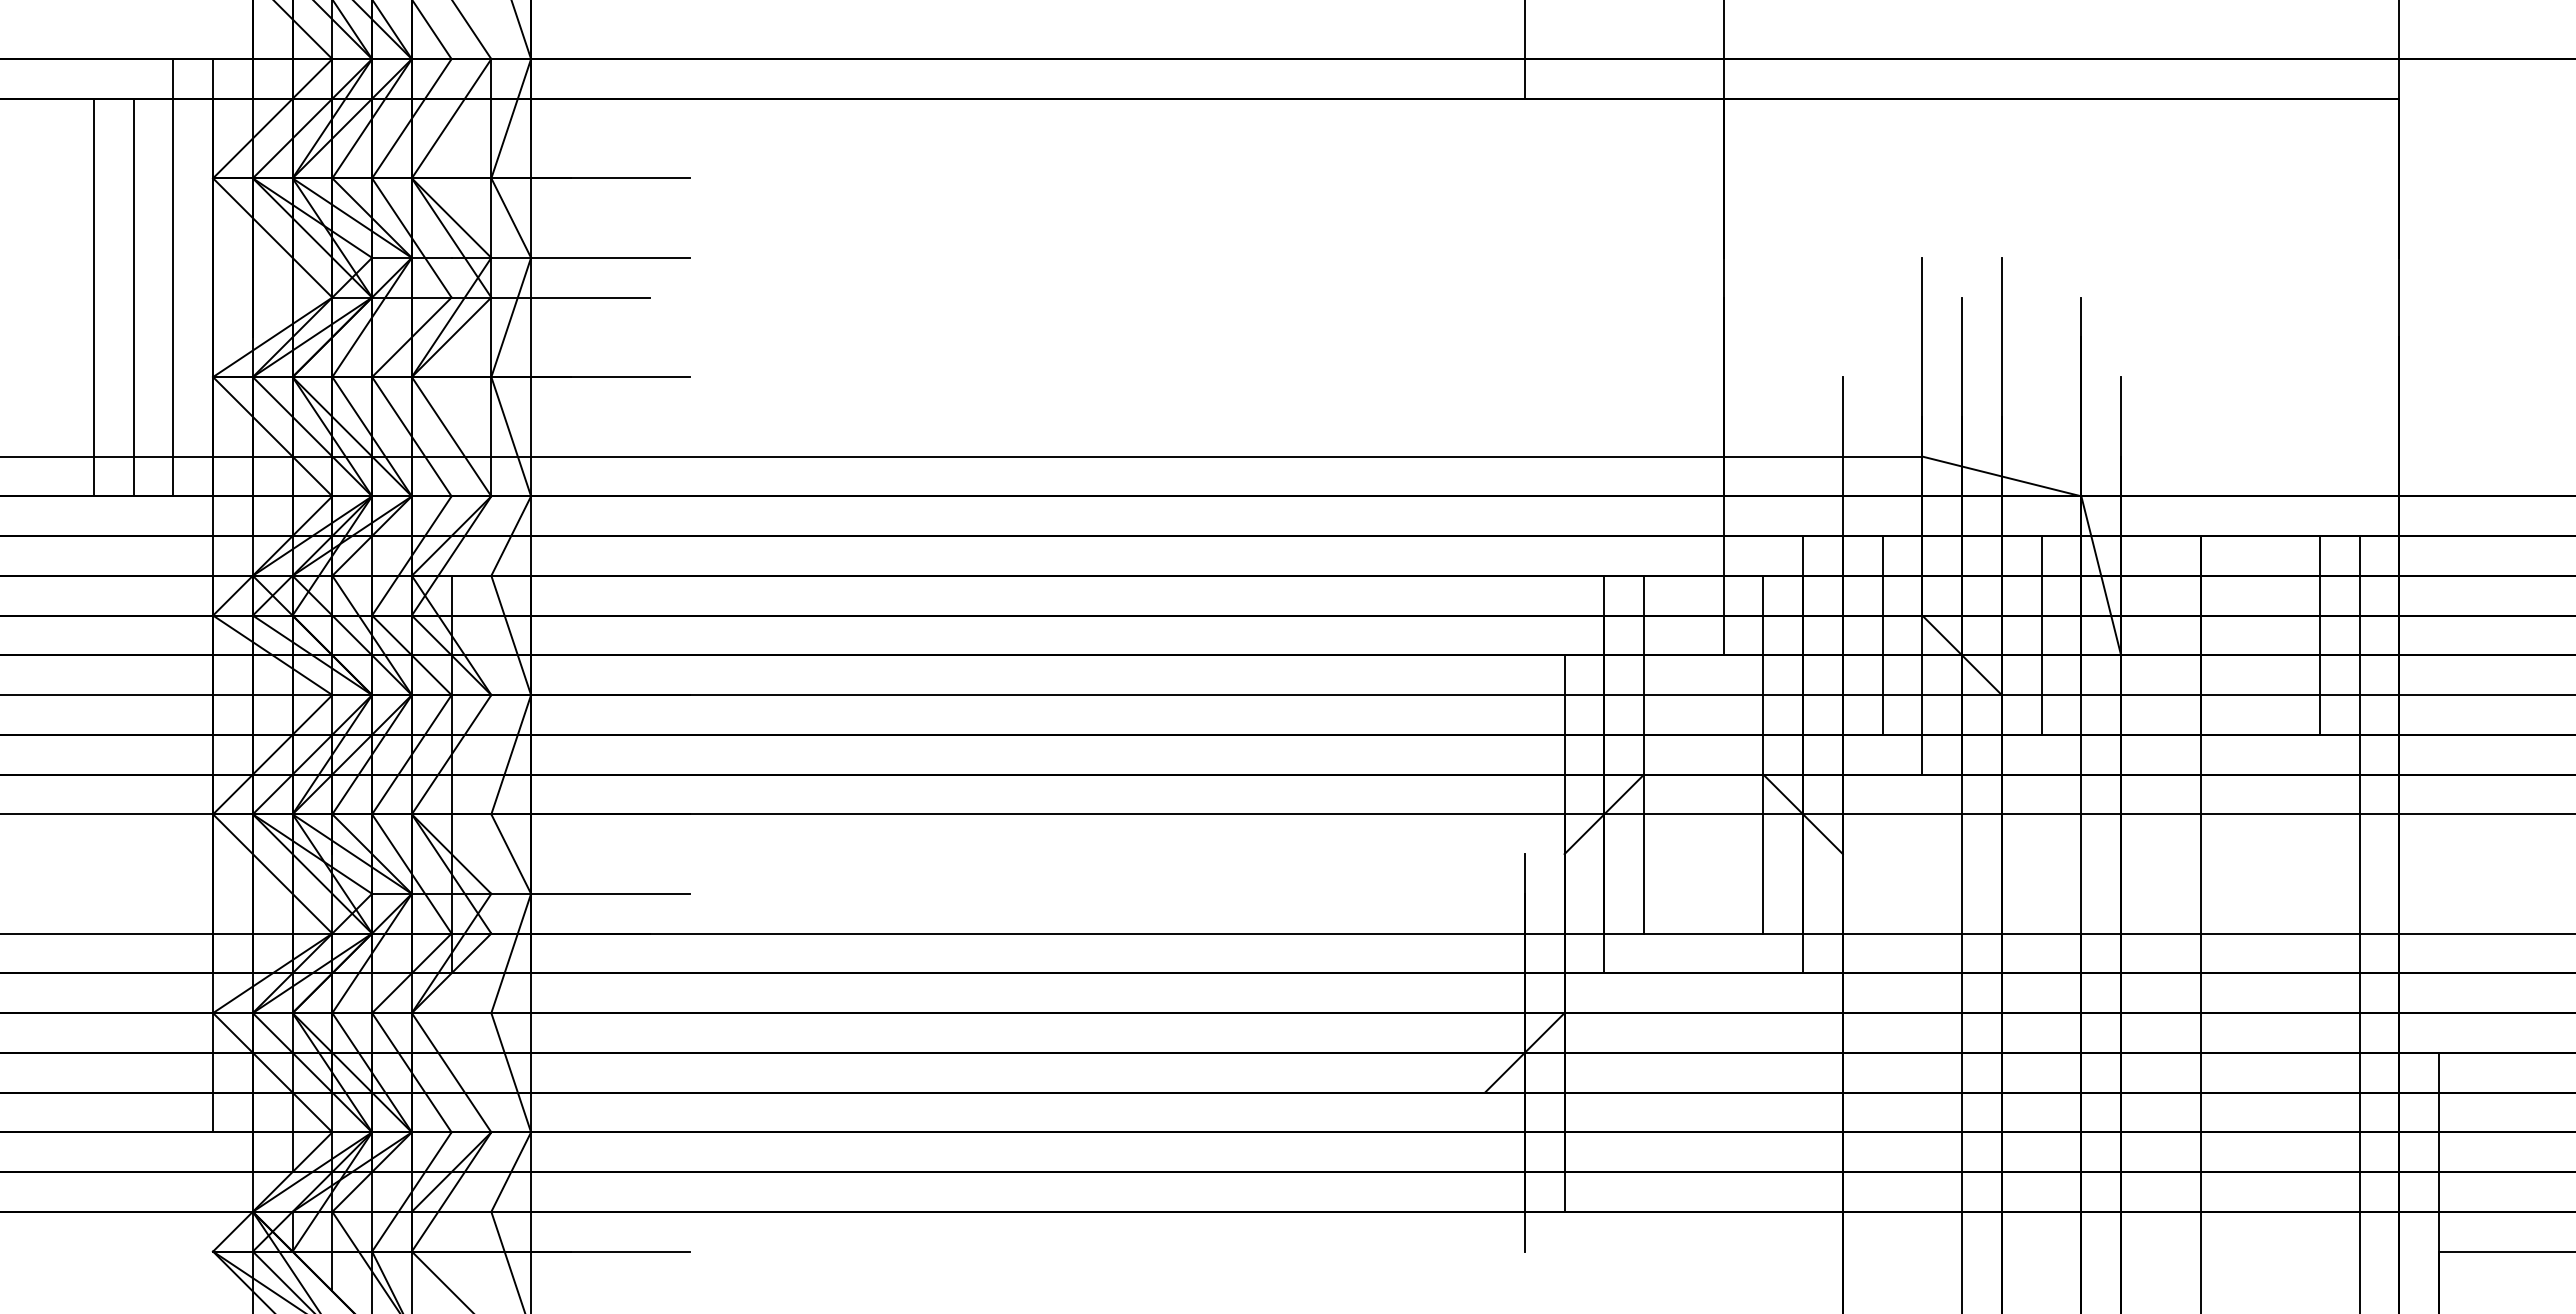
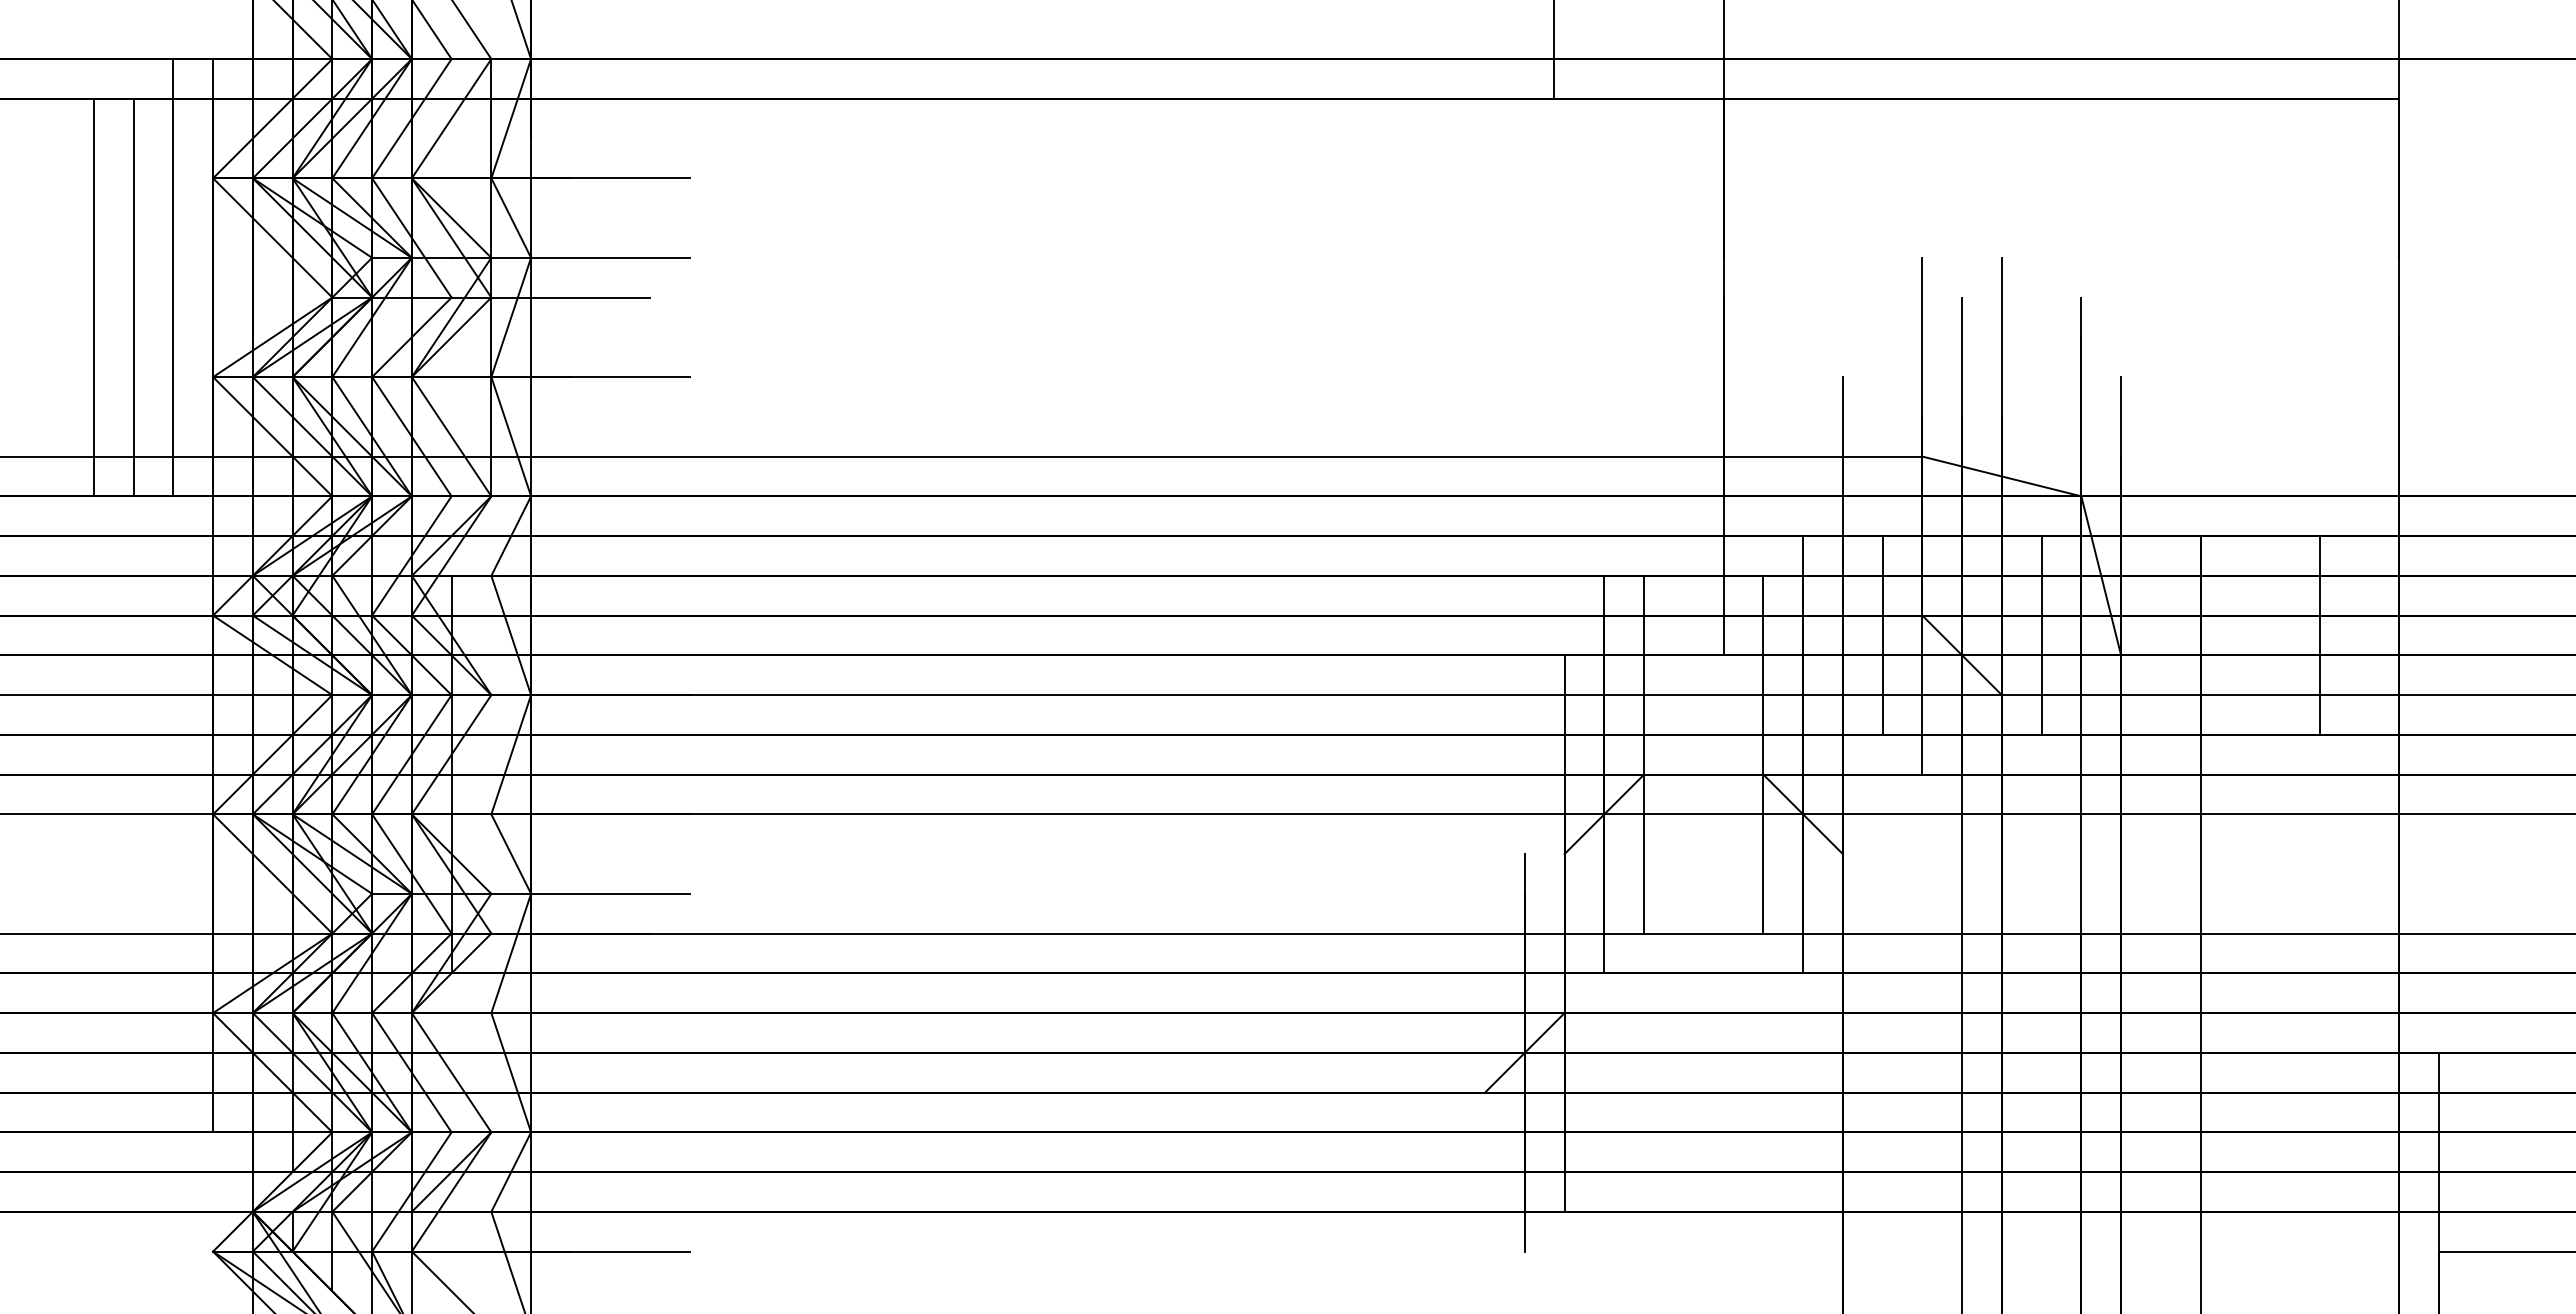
line position: (1524, 50) -> (1553, 50) (1553, 50)
line: present -> none (2359, 923)
